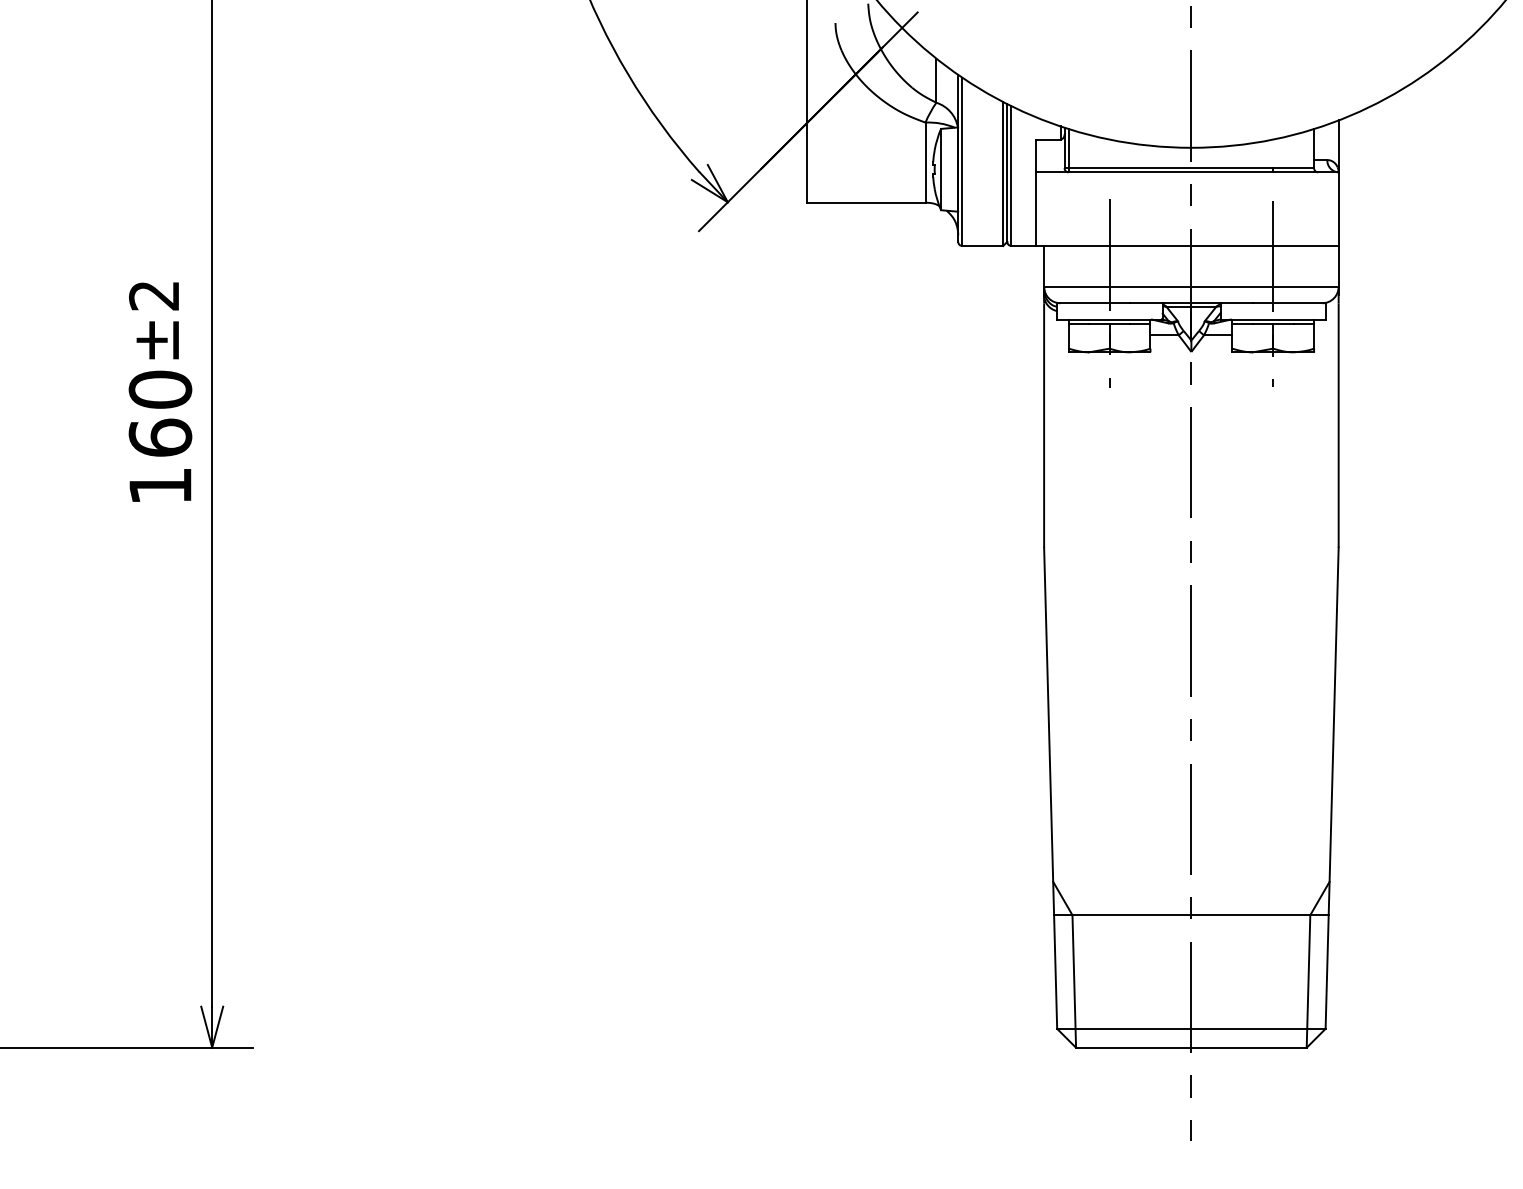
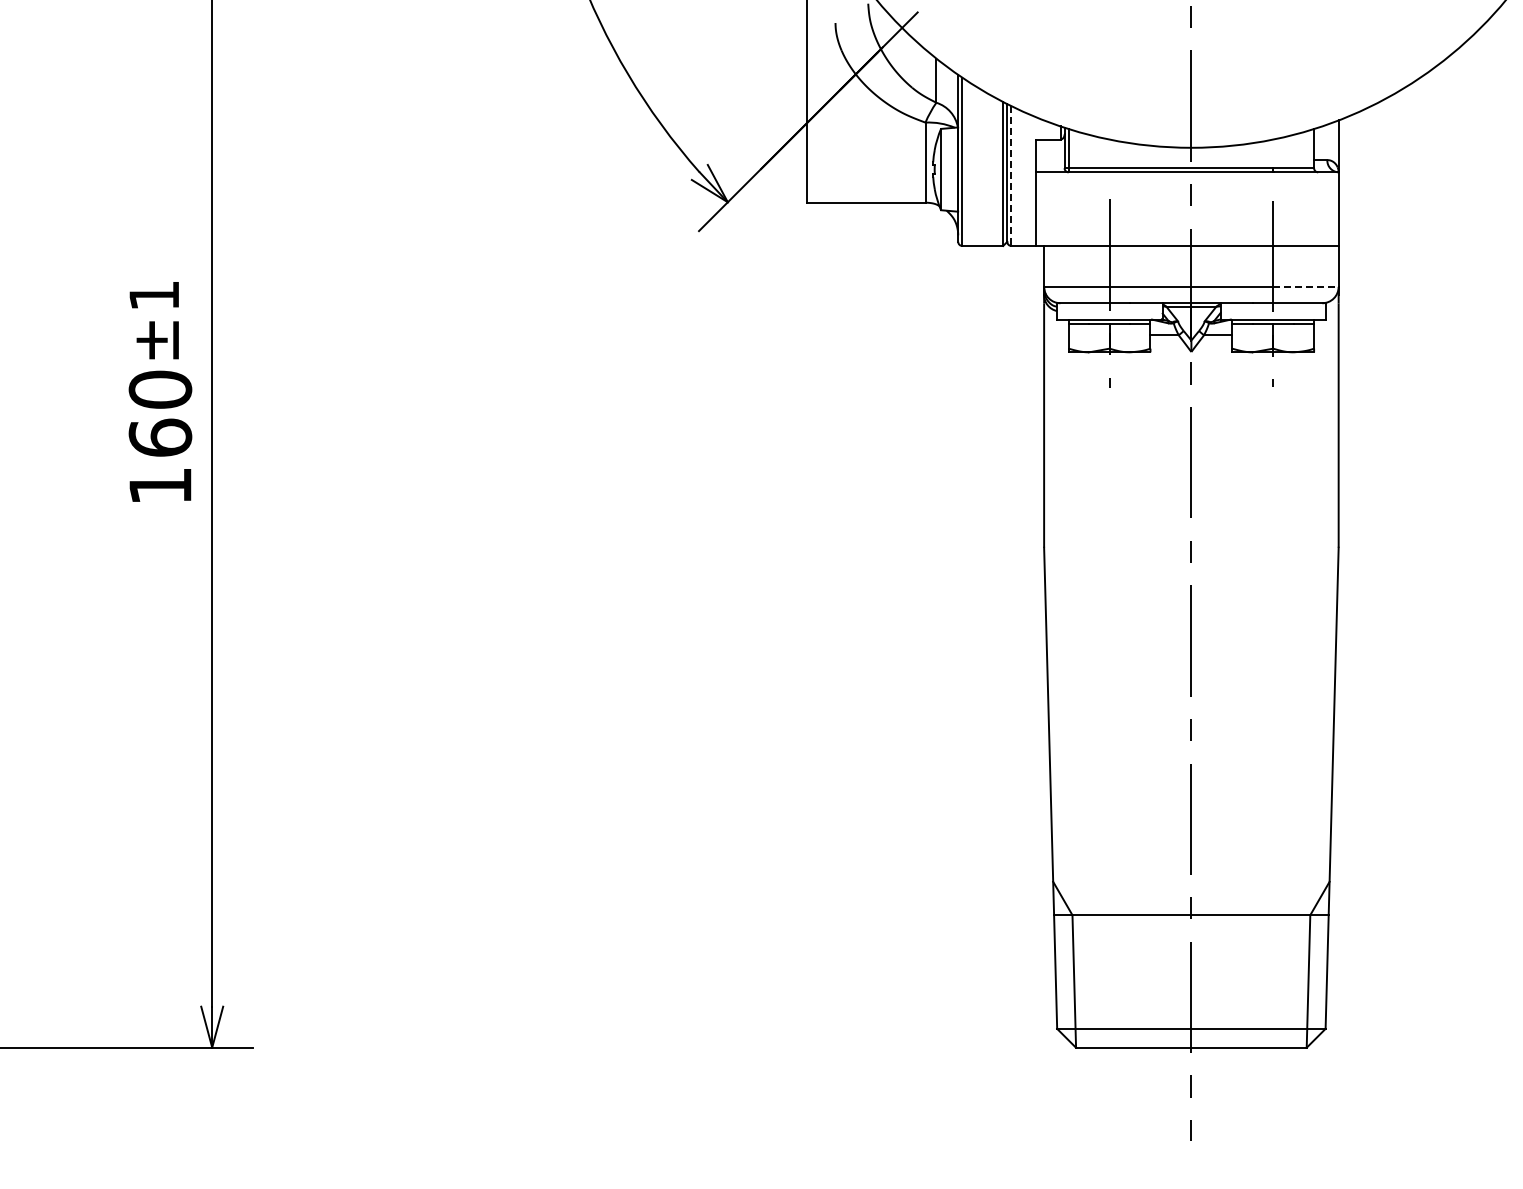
line: solid -> dashed (1011, 176)
line: solid -> dashed (1305, 286)
text: ±2 -> ±1 (153, 296)
